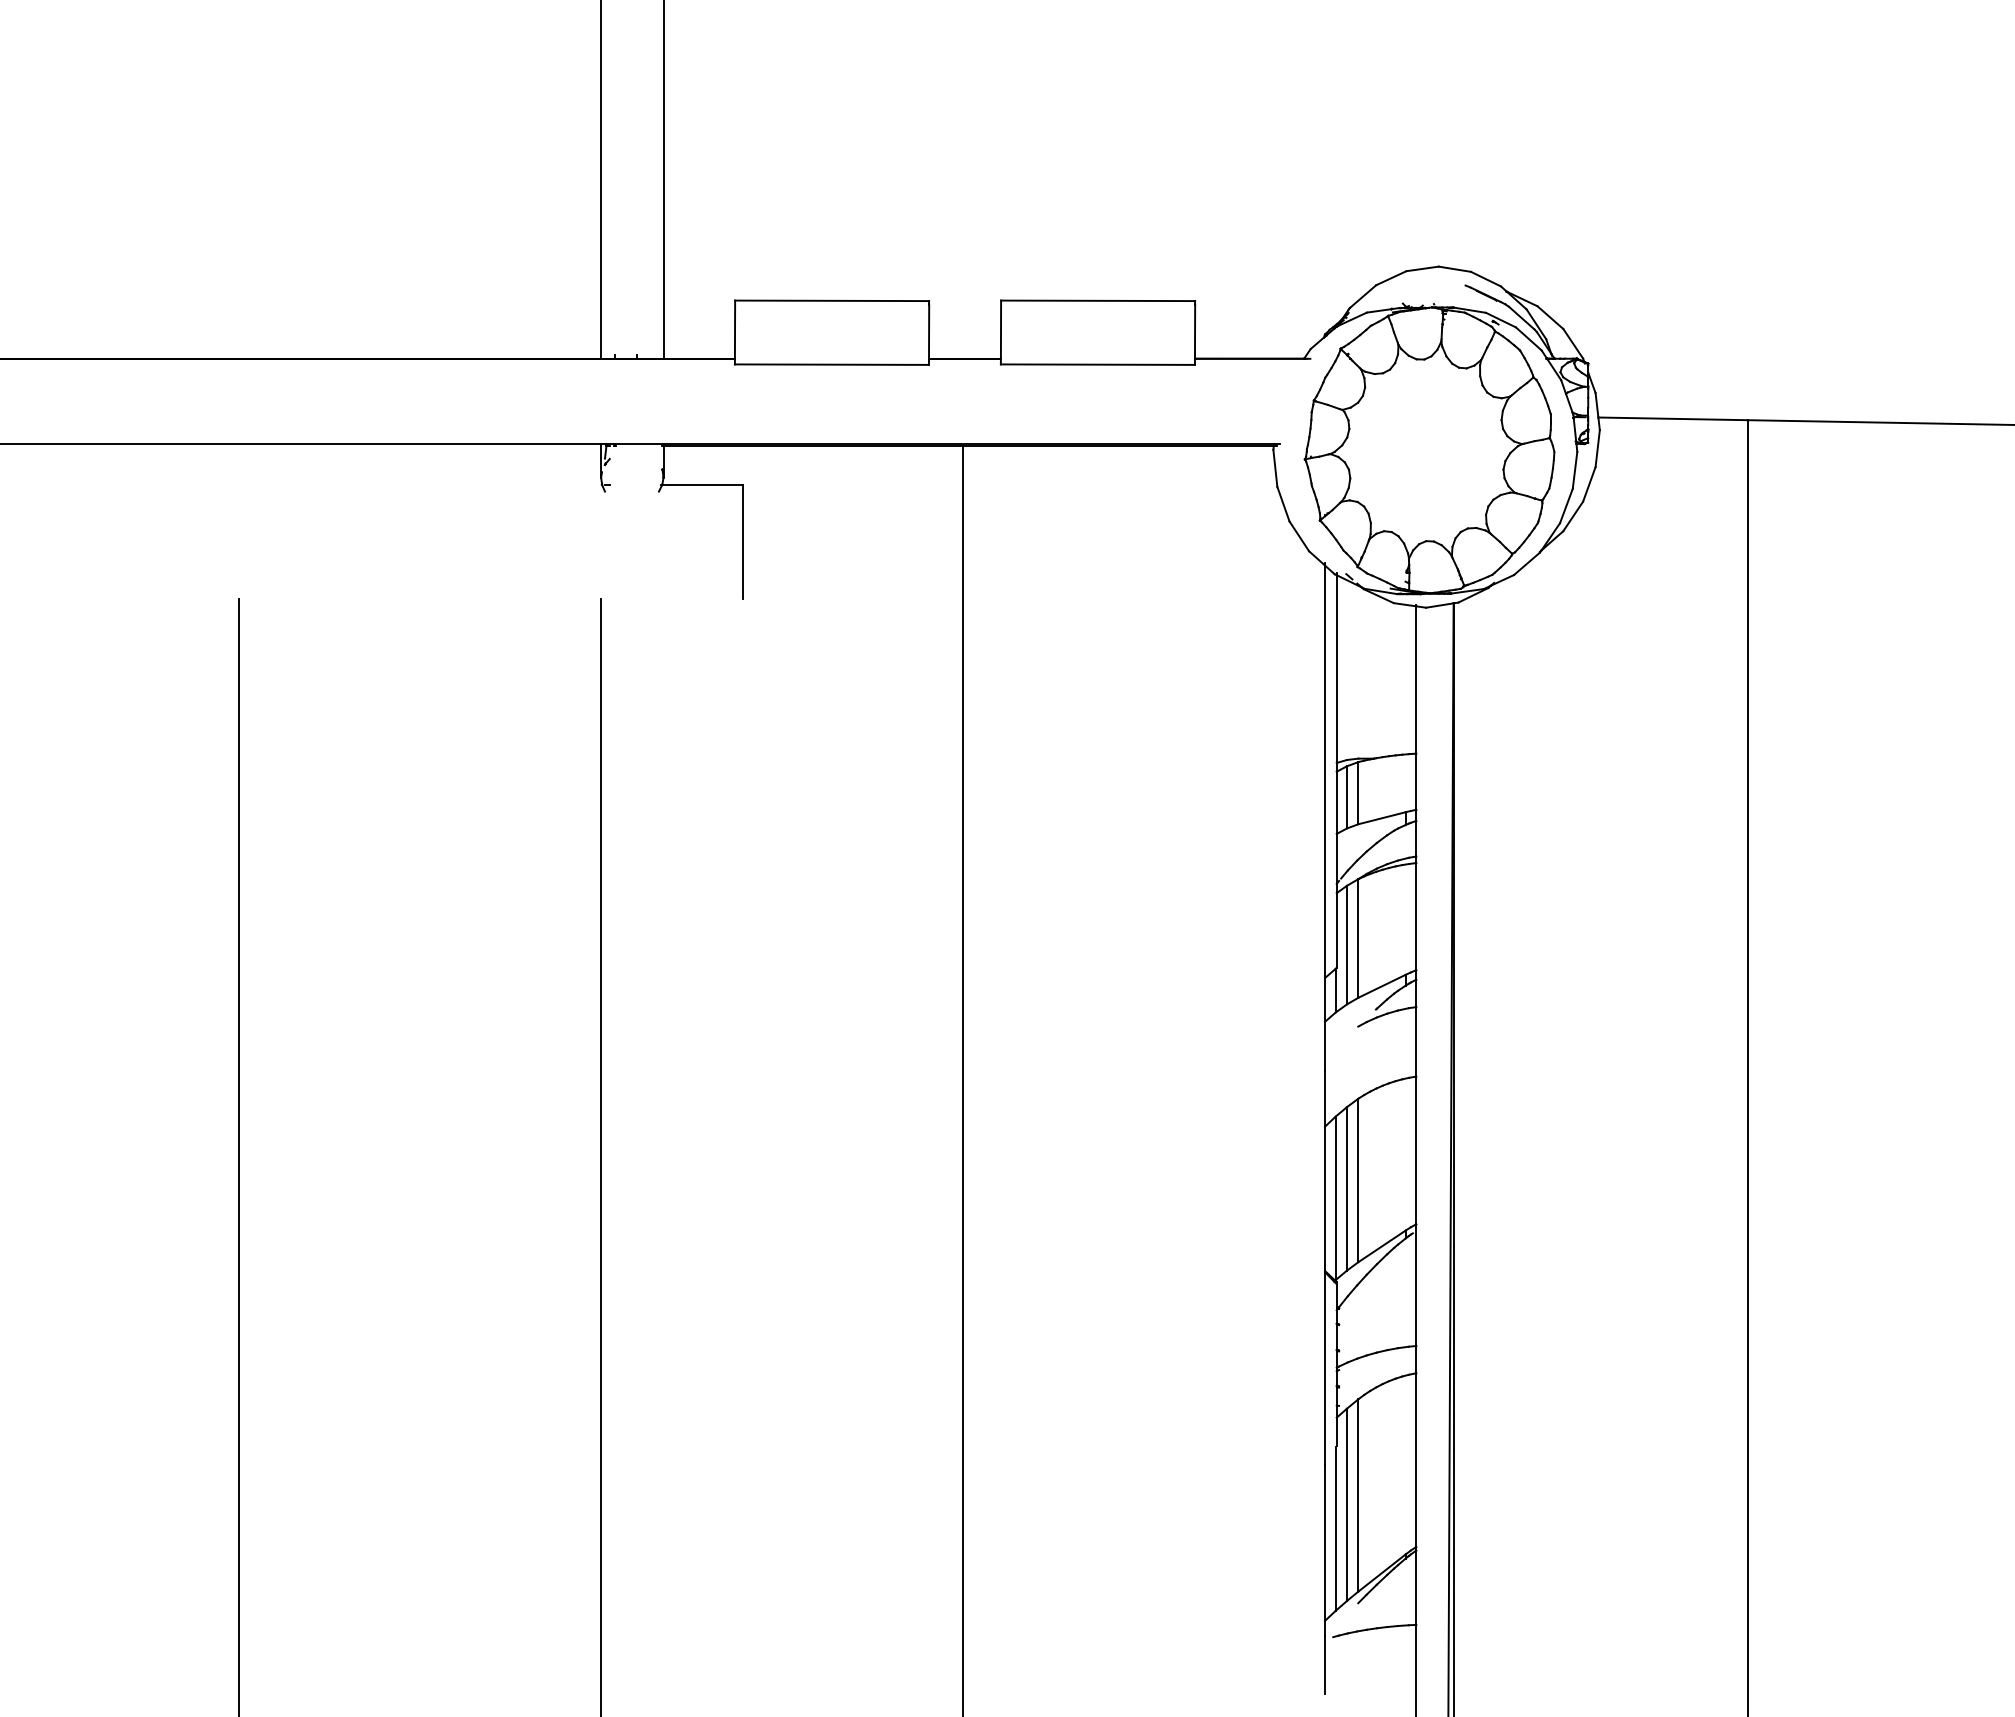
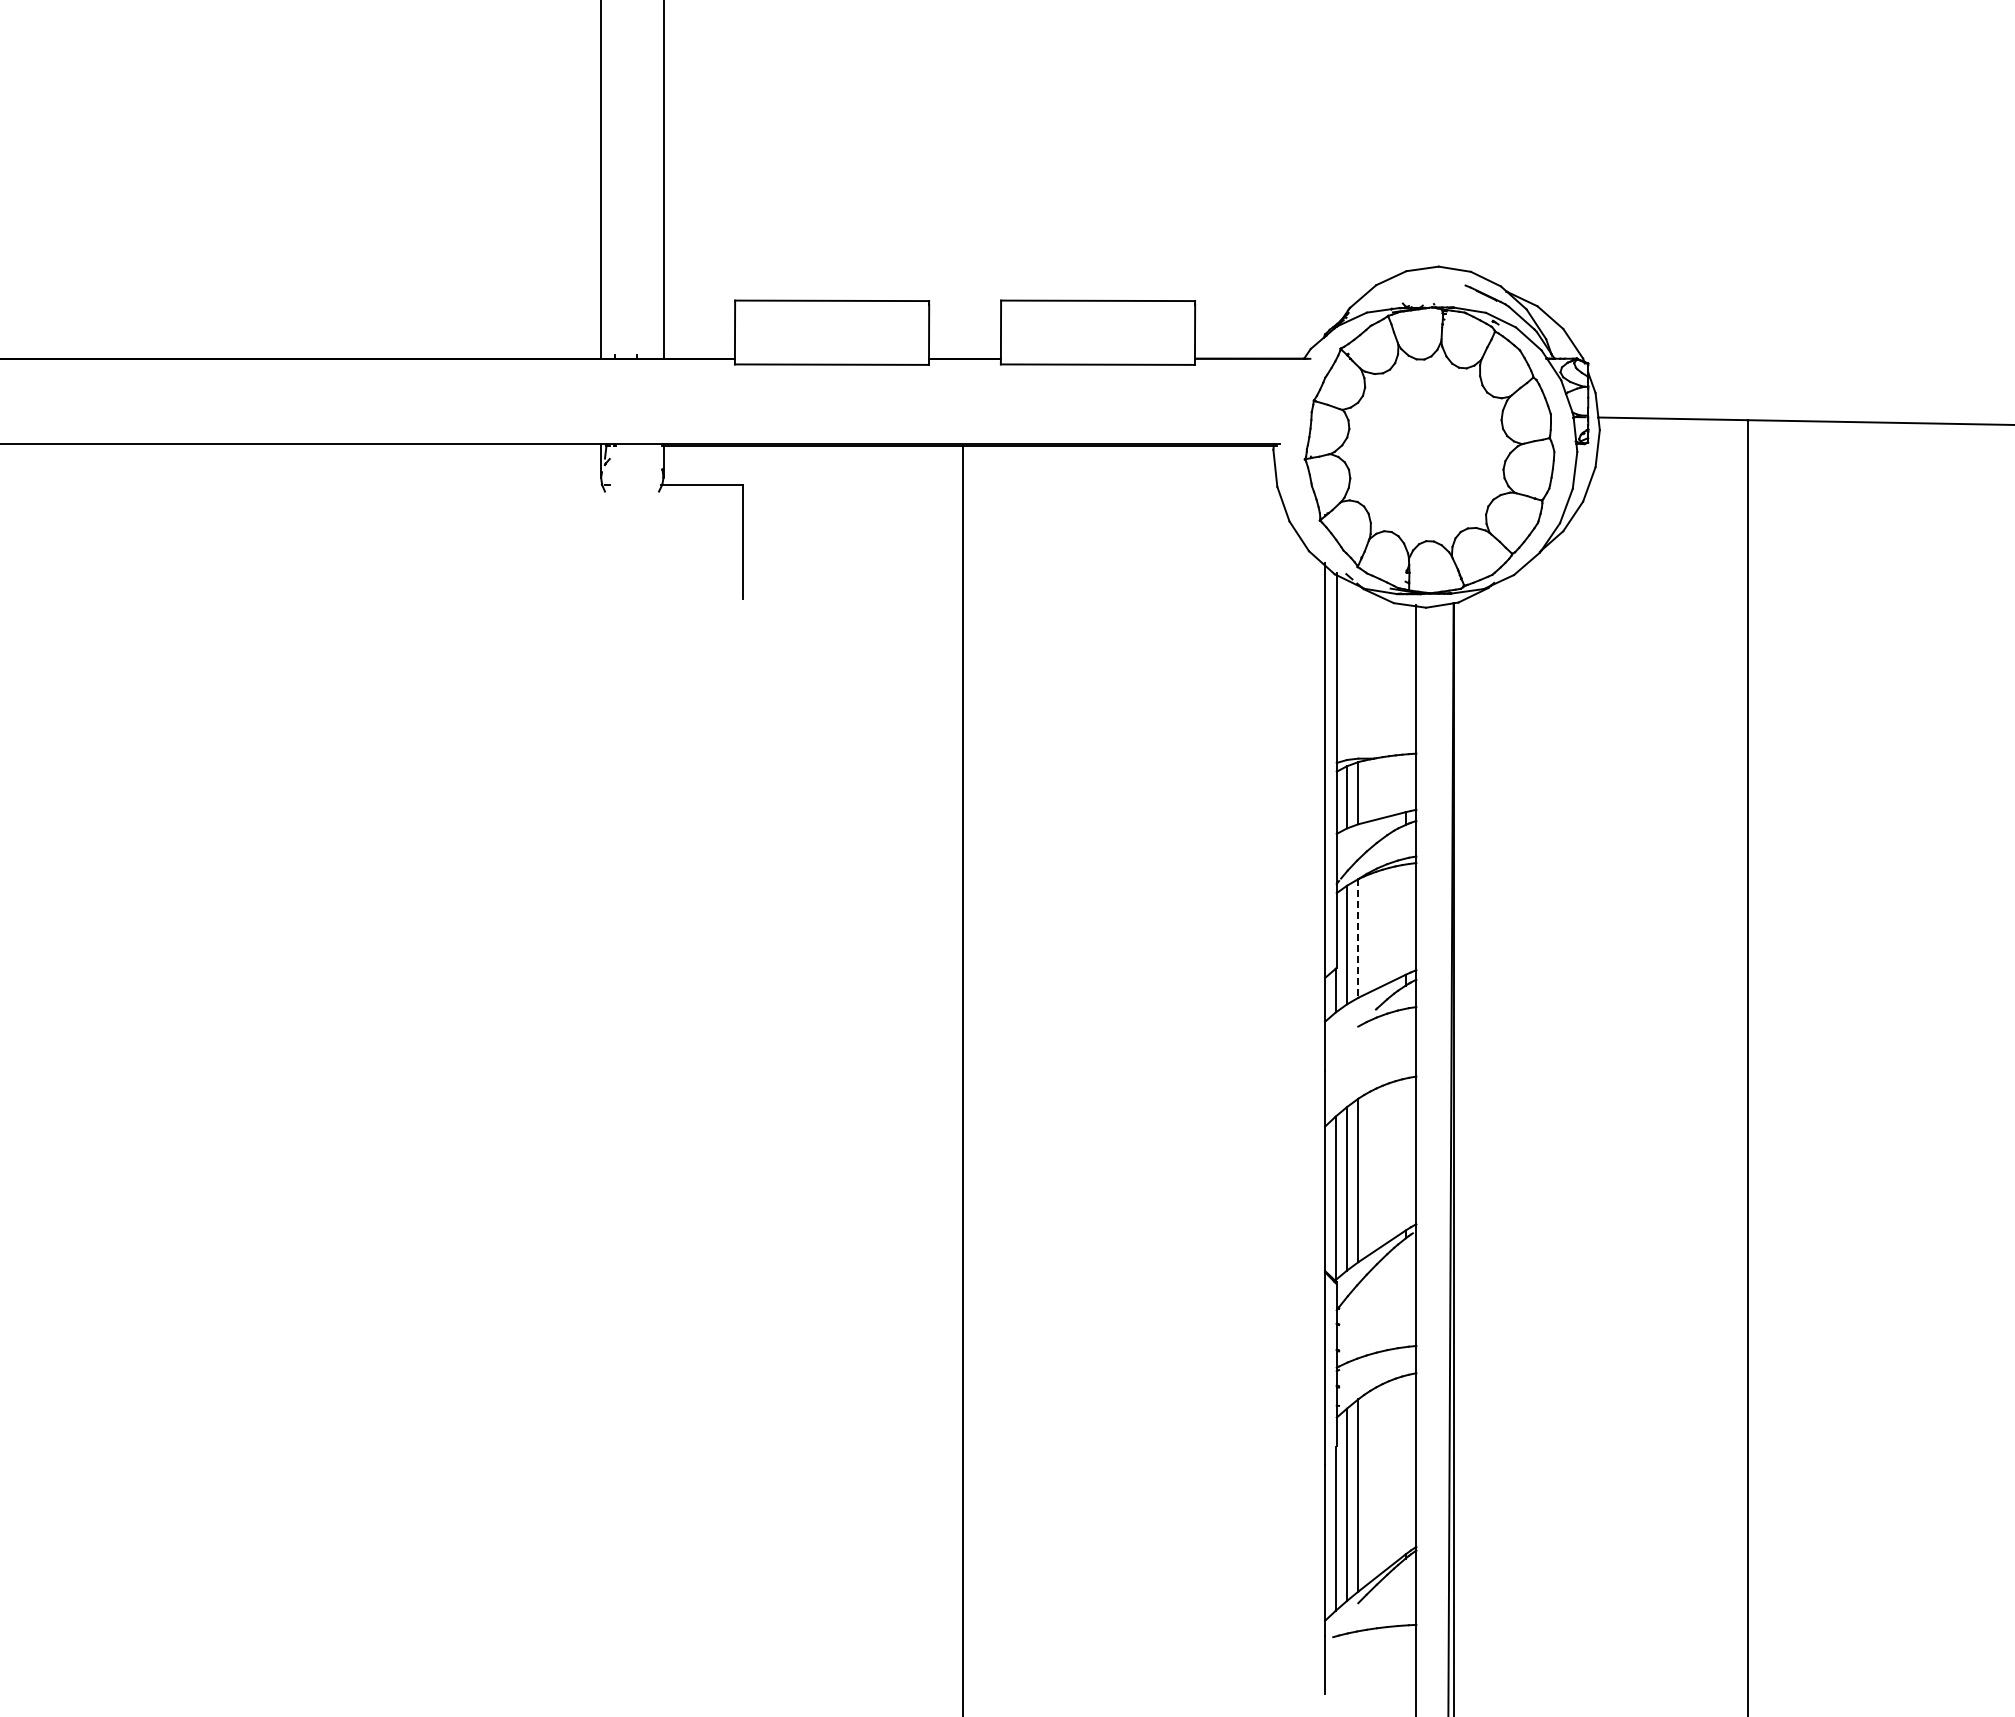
line: solid -> dashed (1358, 938)
line: present -> none (239, 1156)
line: present -> none (601, 1156)
